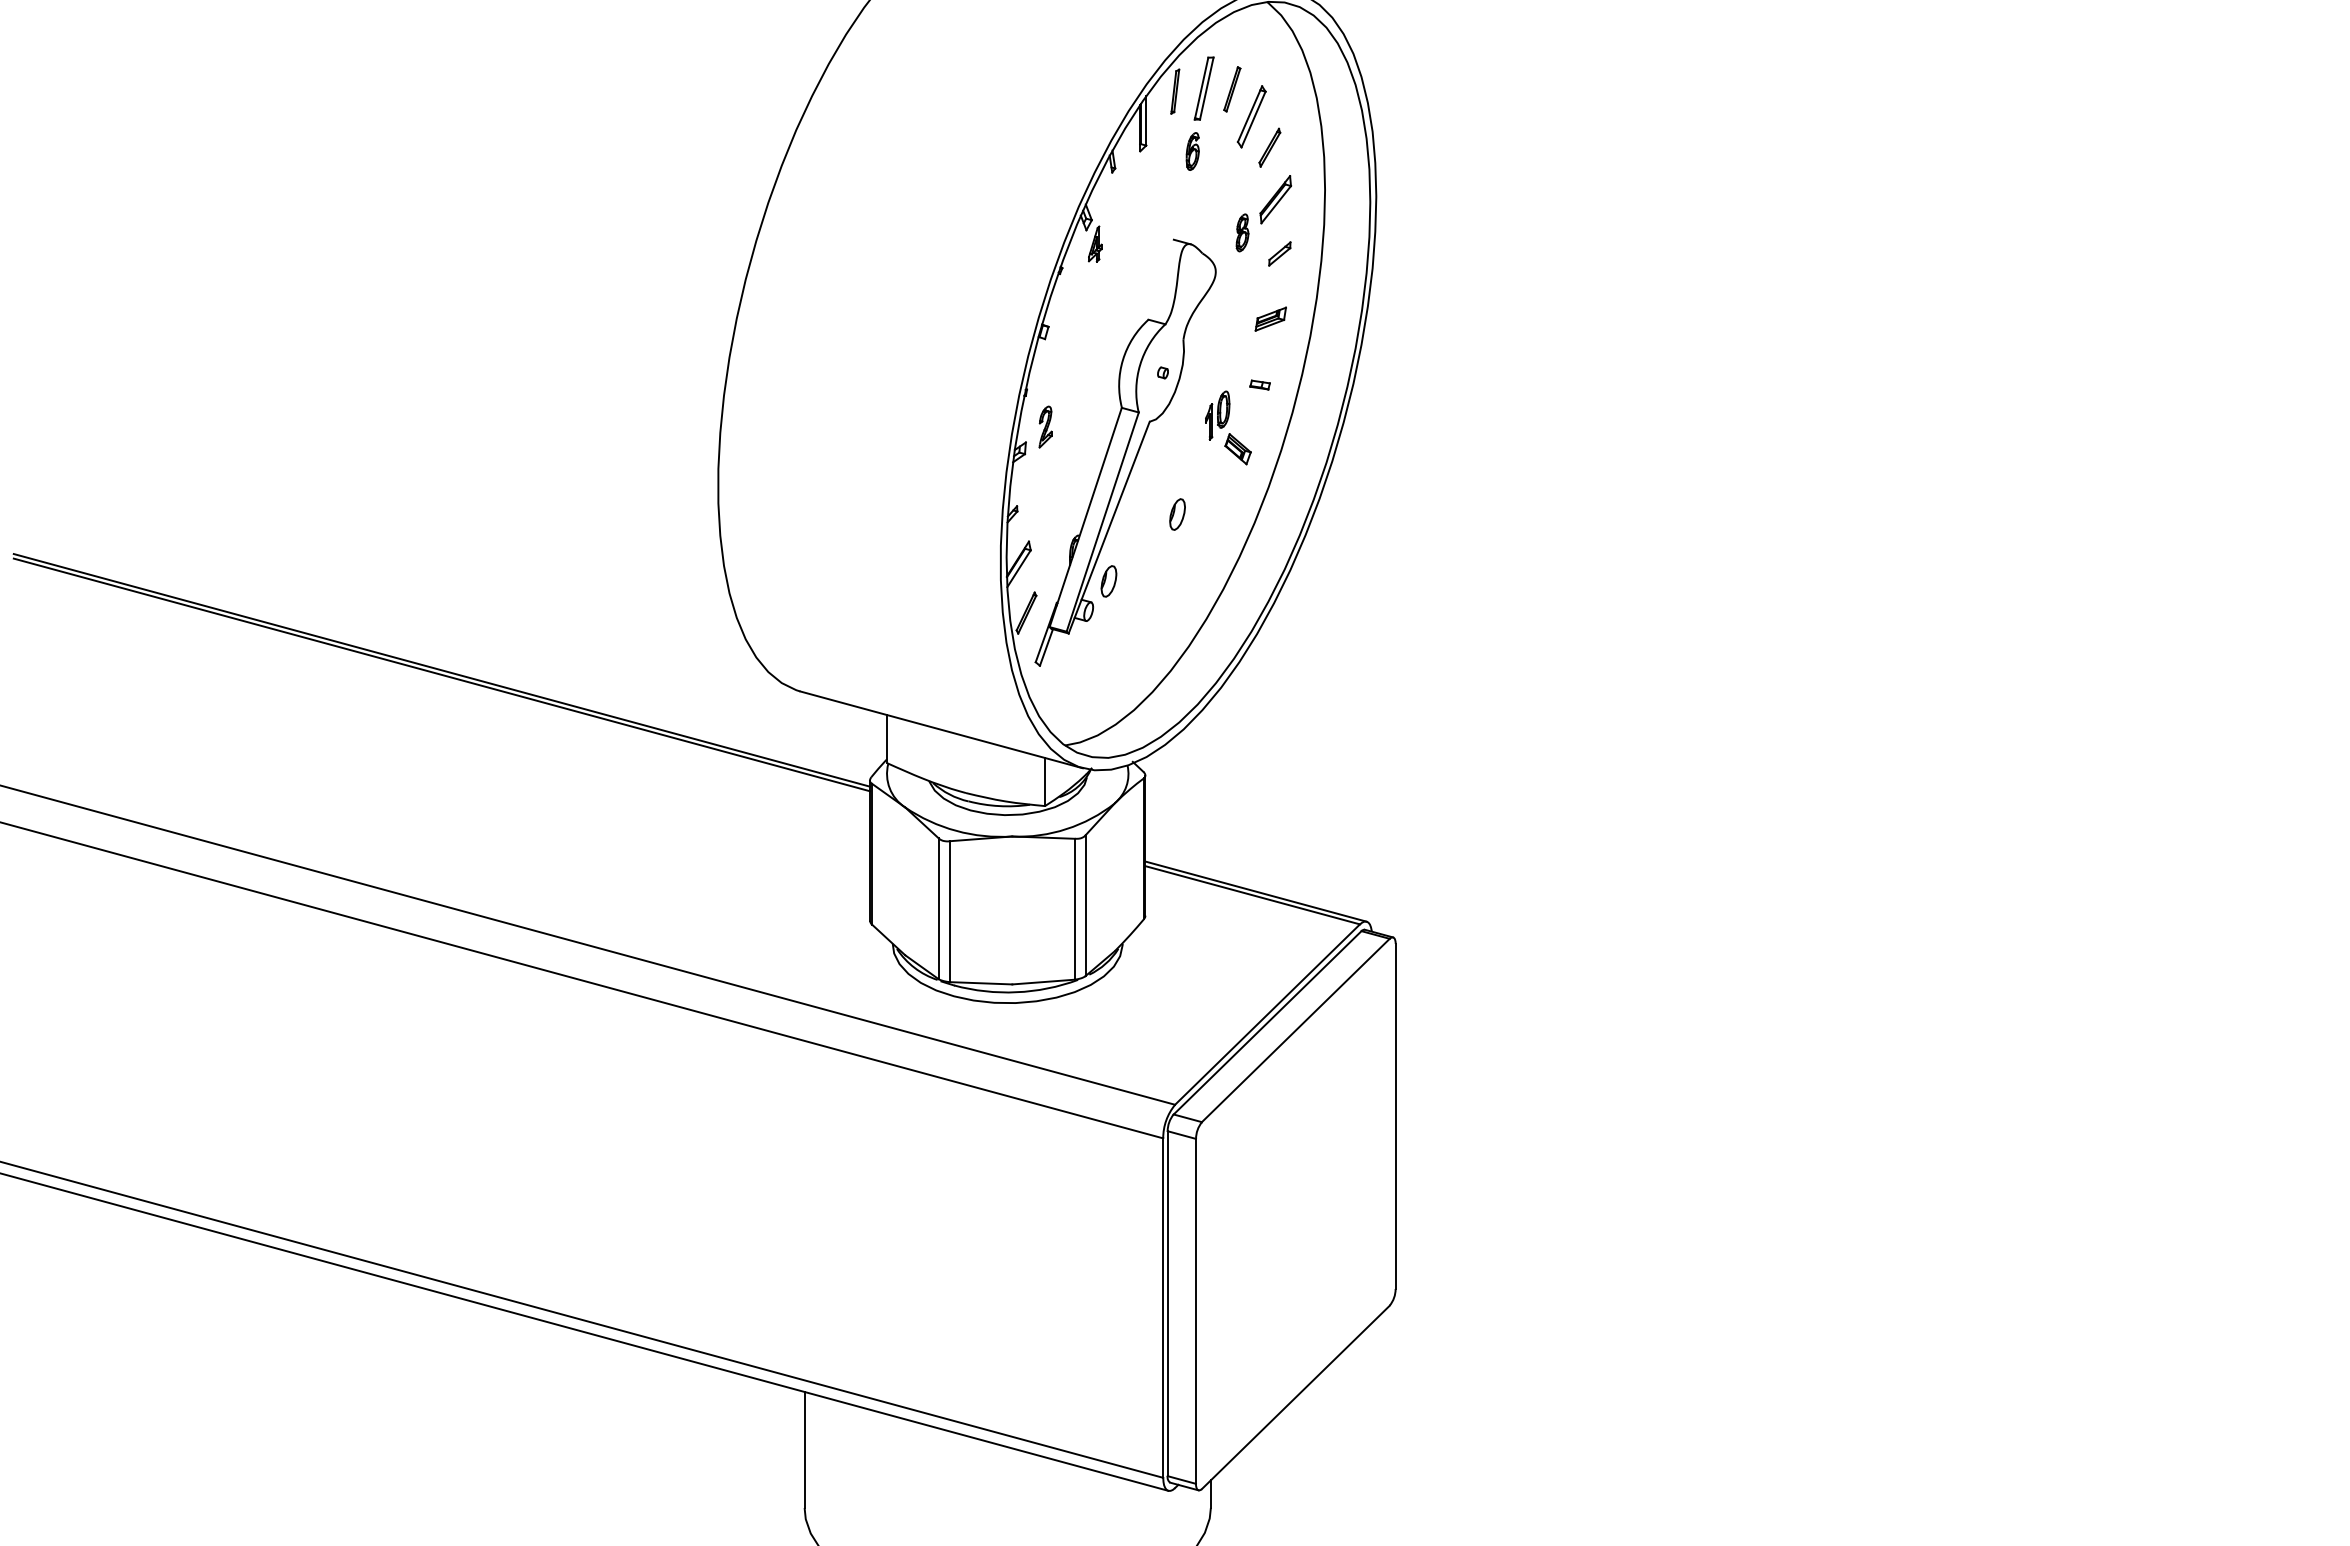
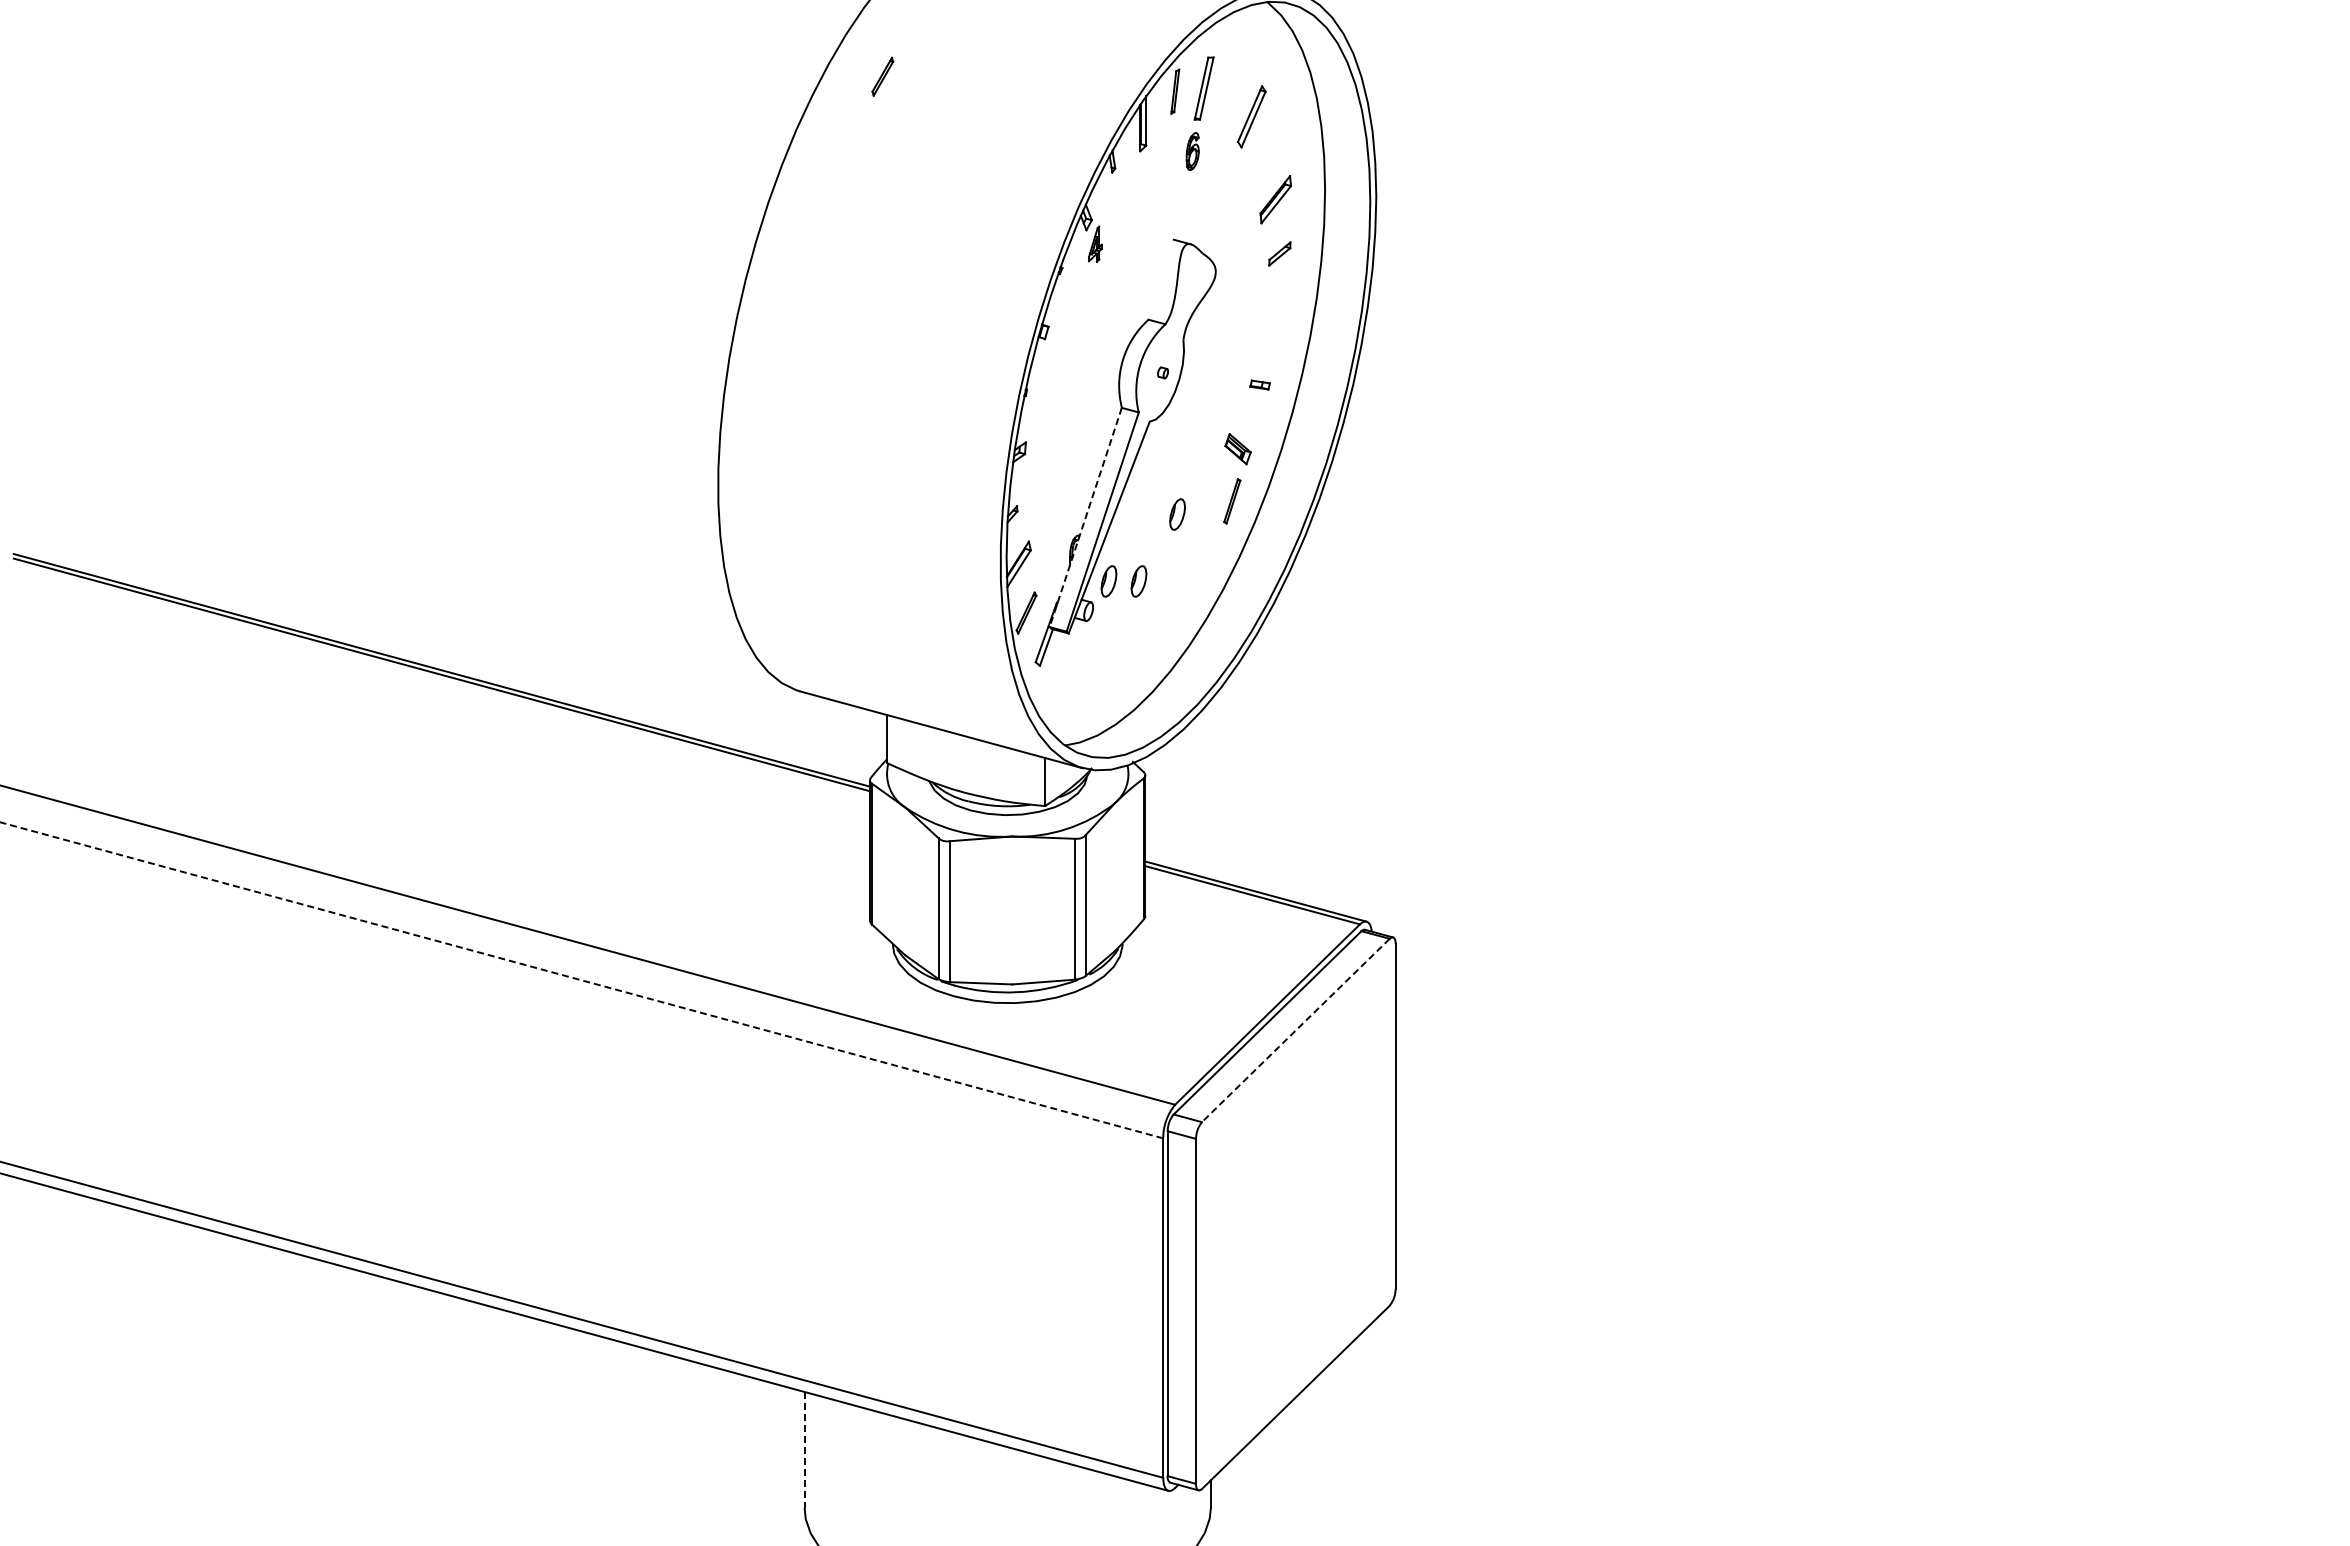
part position: (1232, 89) -> (1232, 501) (1232, 501)
part position: (1269, 147) -> (882, 76) (882, 76)
part: present -> none (1242, 232)
part: present -> none (1270, 318)
part: present -> none (1217, 415)
part: present -> none (1045, 426)
line: solid -> dashed (1085, 517)
part: none -> present (1138, 581)
line: solid -> dashed (581, 980)
line: solid -> dashed (1295, 1030)
line: solid -> dashed (804, 1450)
